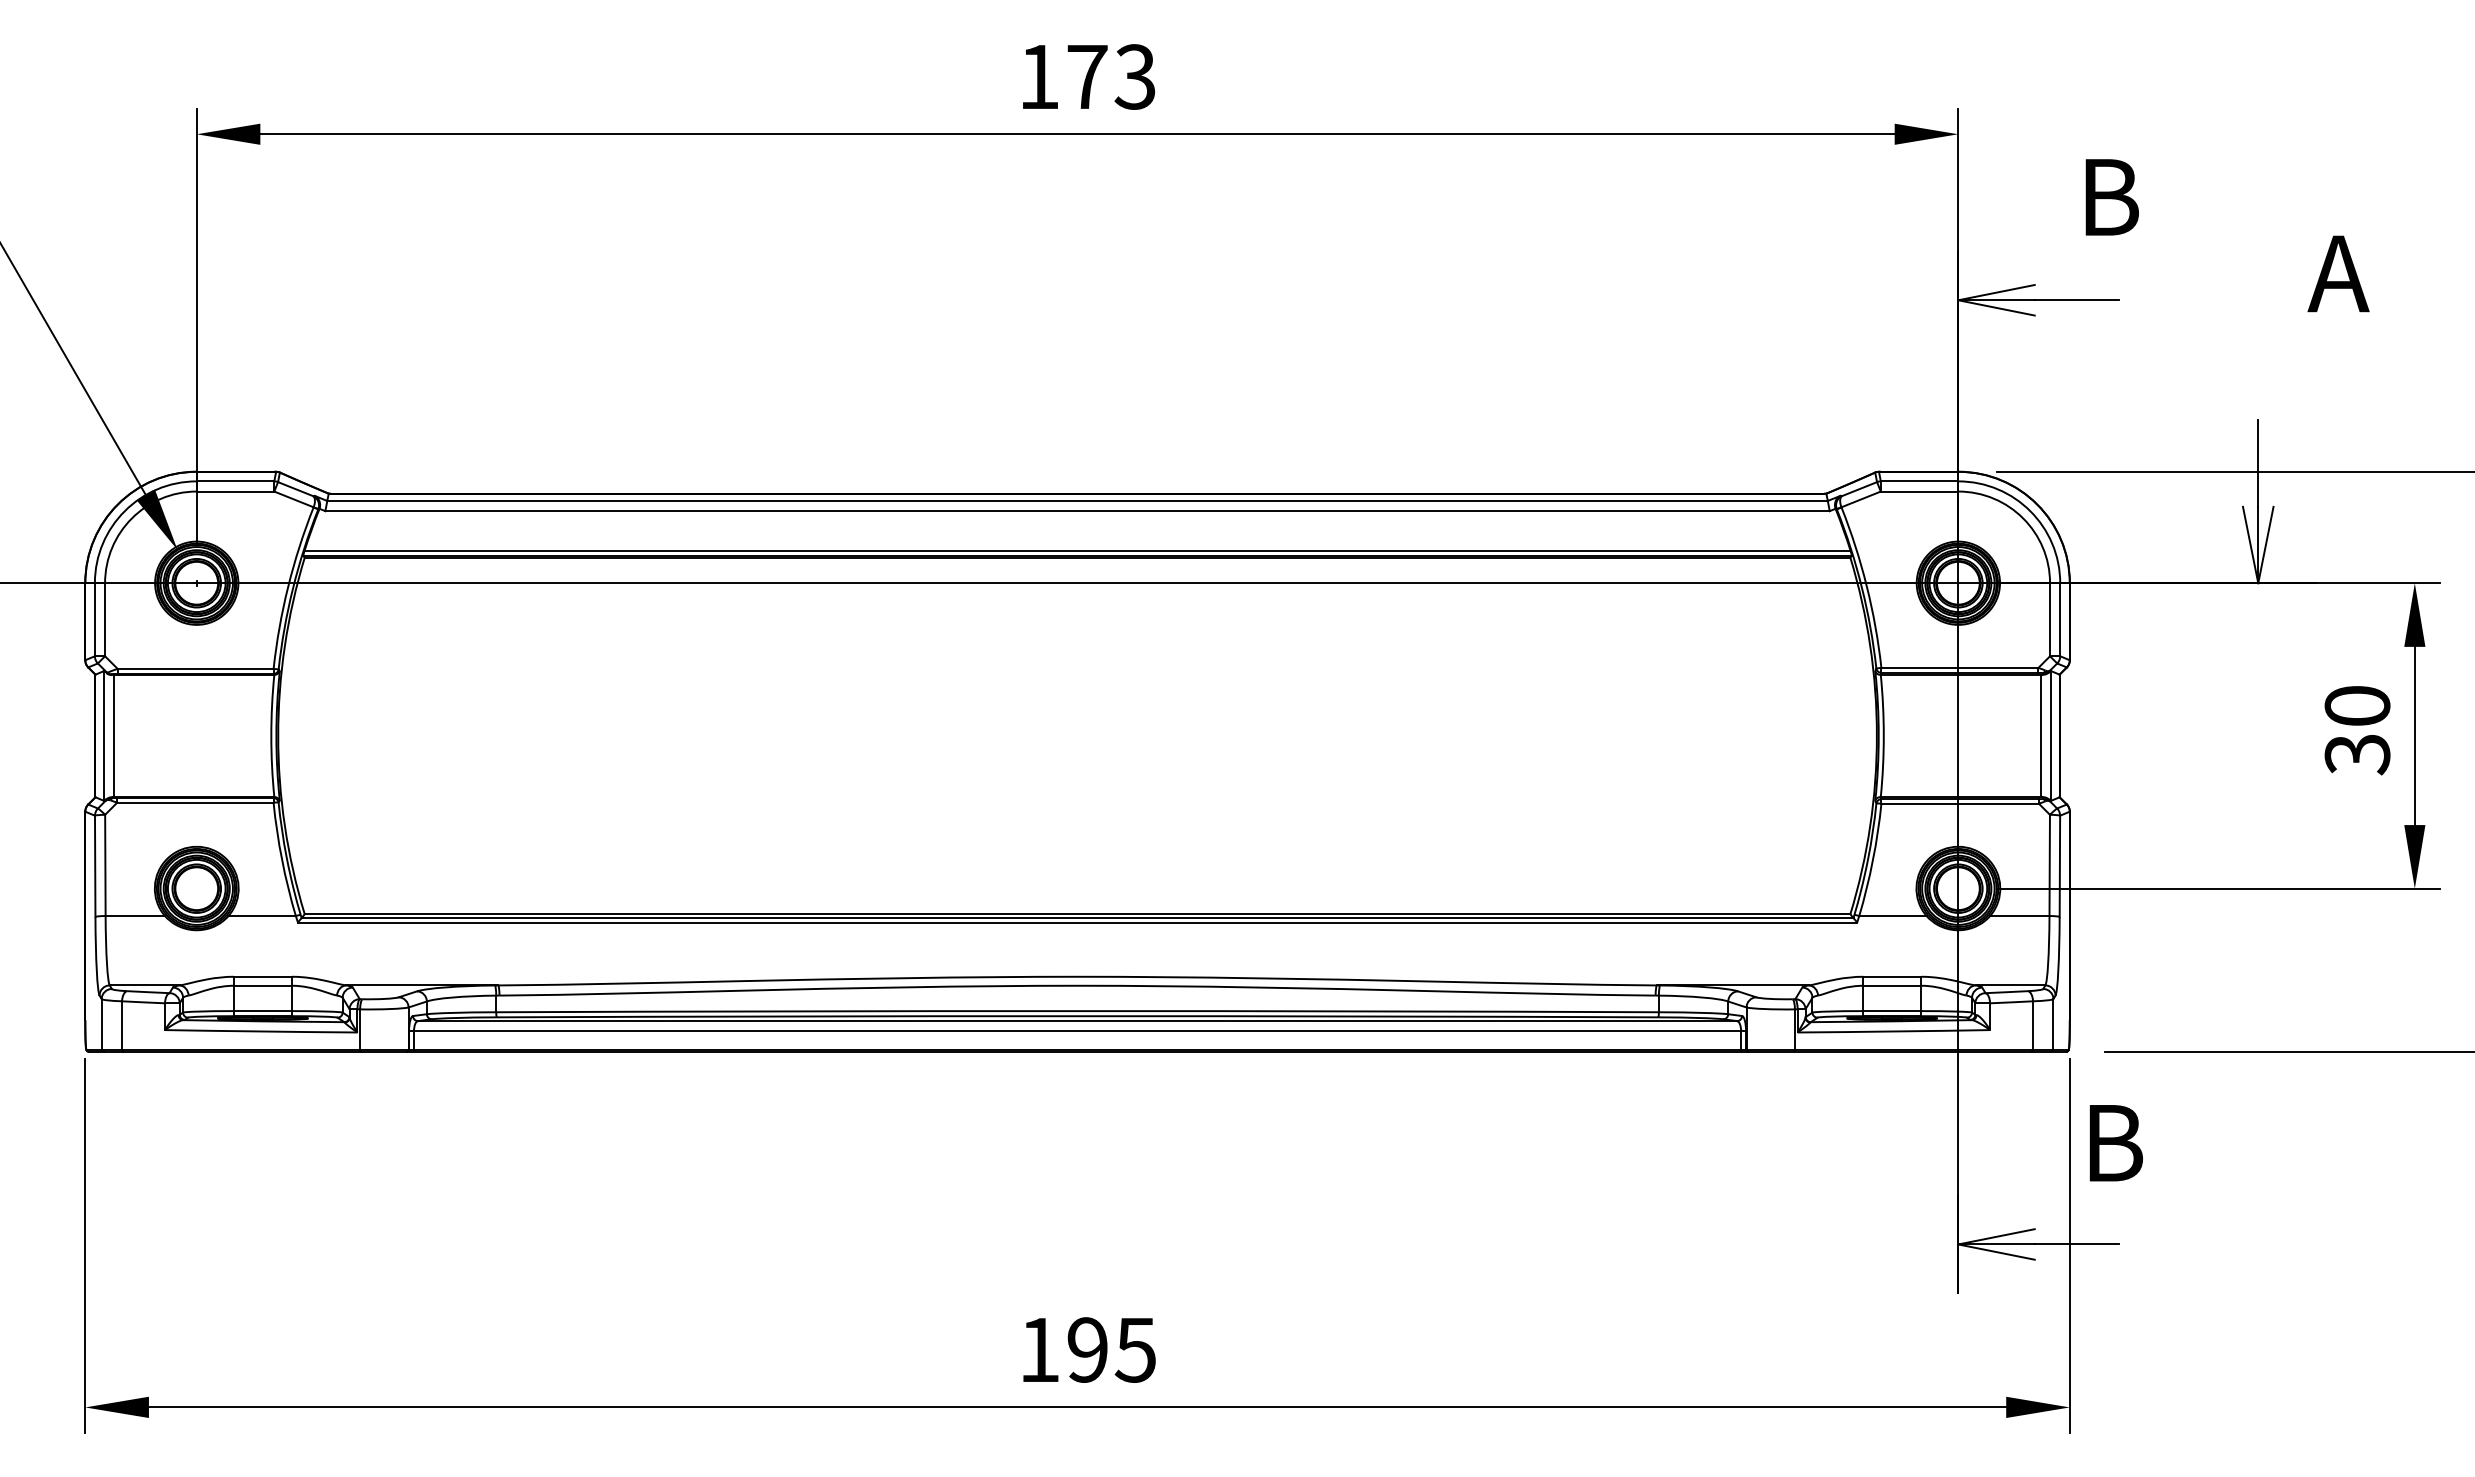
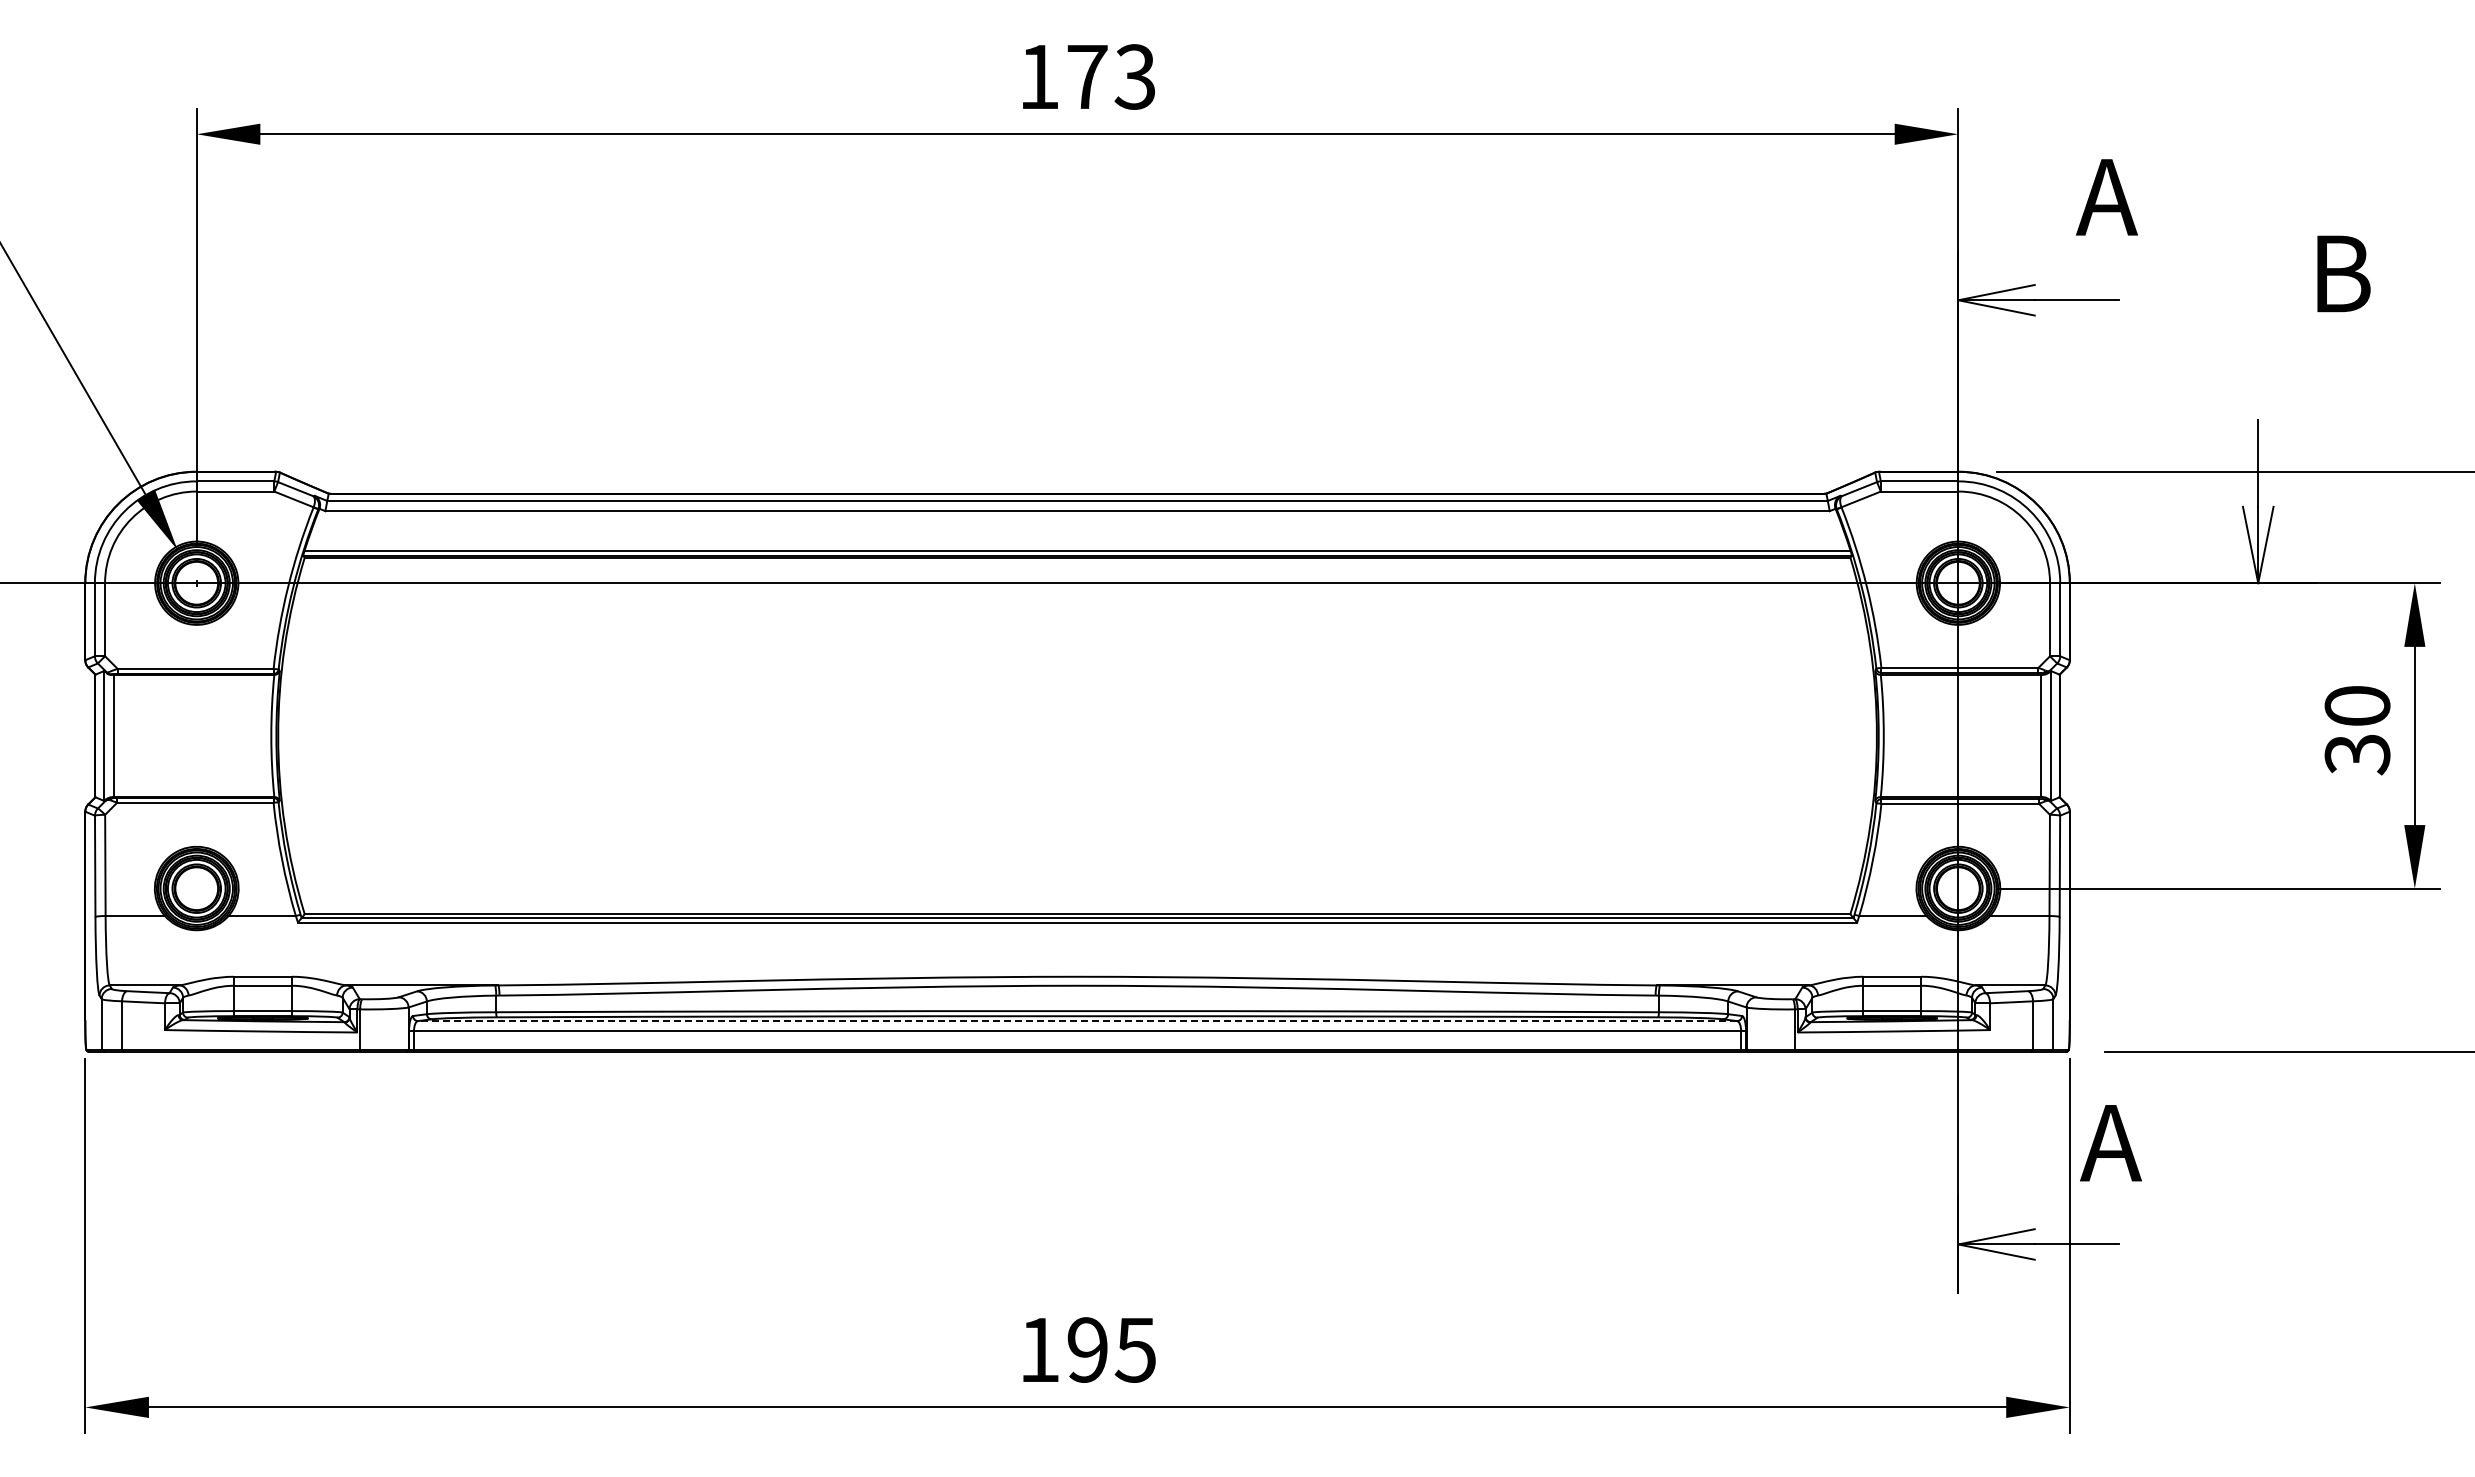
text: B -> A (2106, 197)
text: A -> B (2338, 273)
line: solid -> dashed (1077, 1021)
text: B -> A (2111, 1143)
